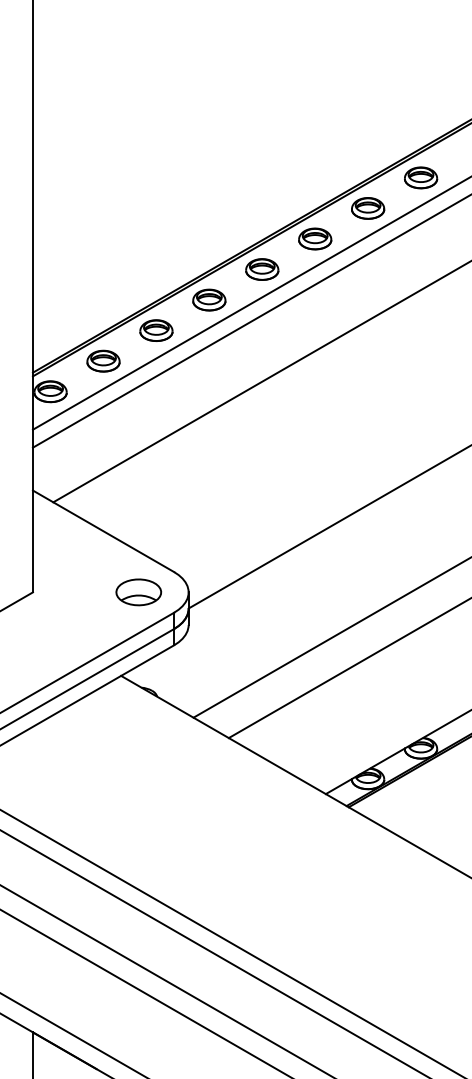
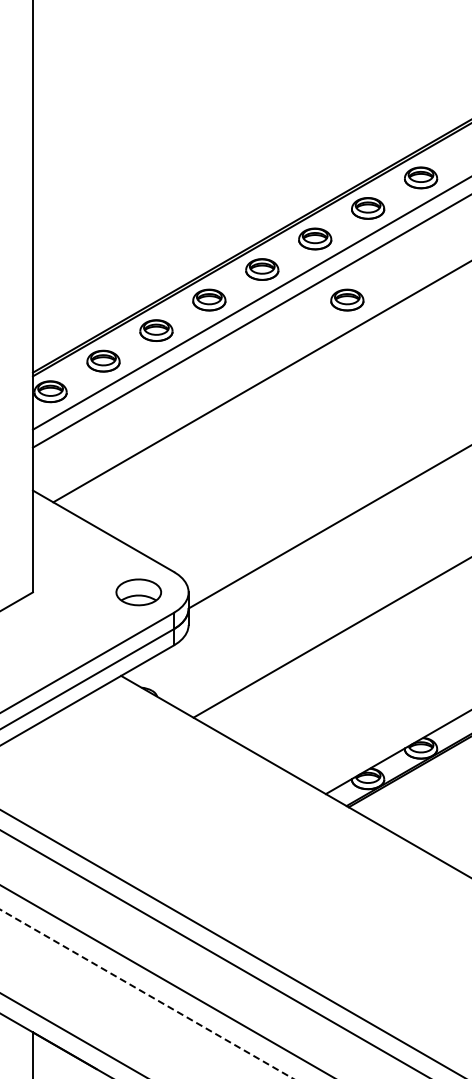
part: none -> present (347, 299)
line: present -> none (348, 668)
line: solid -> dashed (146, 994)
